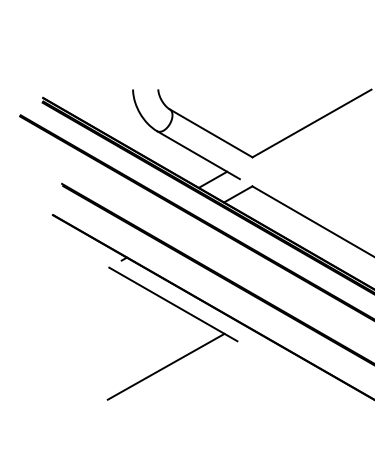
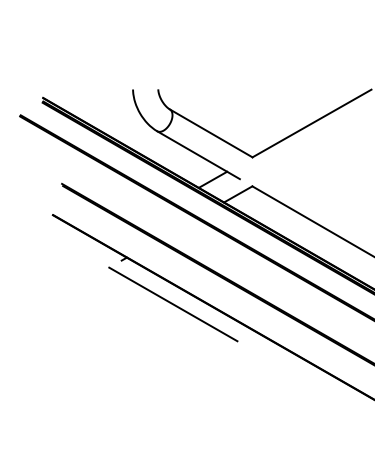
line: present -> none (165, 366)
